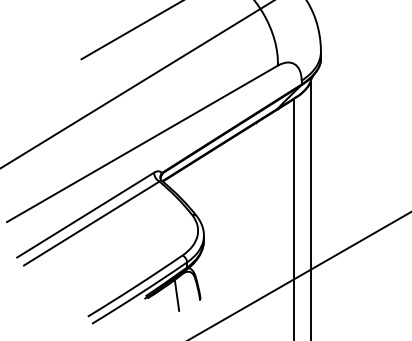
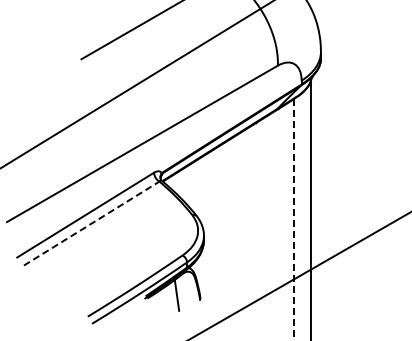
line: solid -> dashed (294, 219)
line: solid -> dashed (91, 223)
